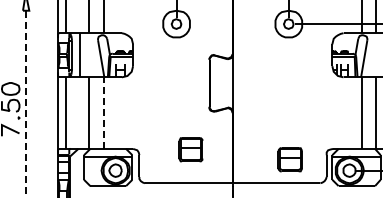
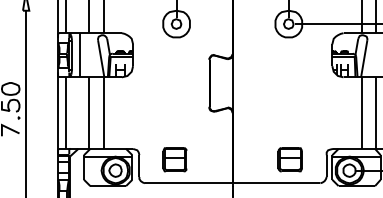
line: dashed -> solid (25, 104)
line: dashed -> solid (103, 113)
part position: (190, 149) -> (174, 159) (174, 159)
